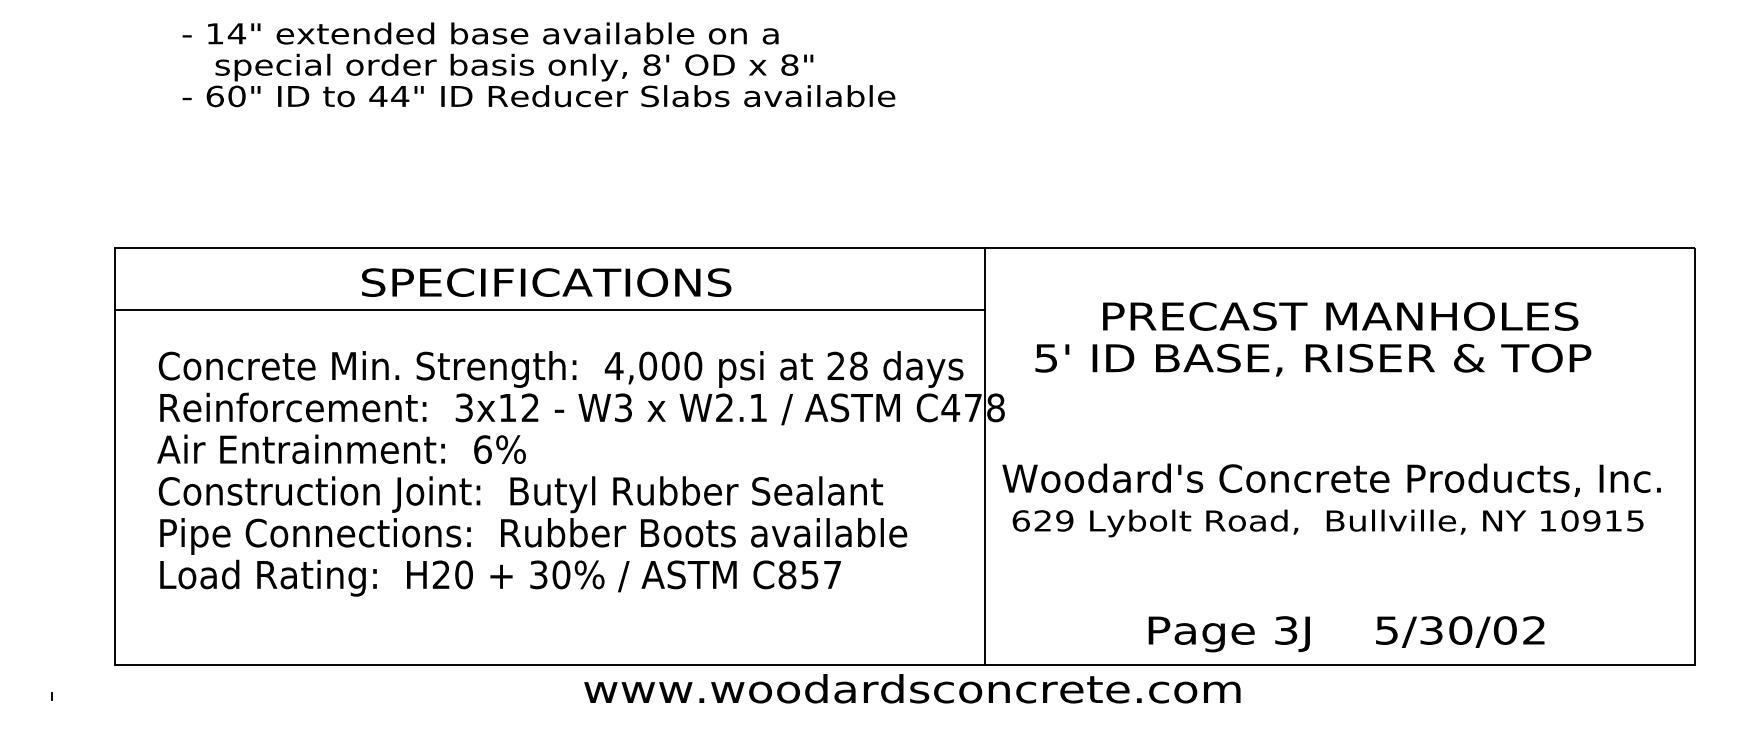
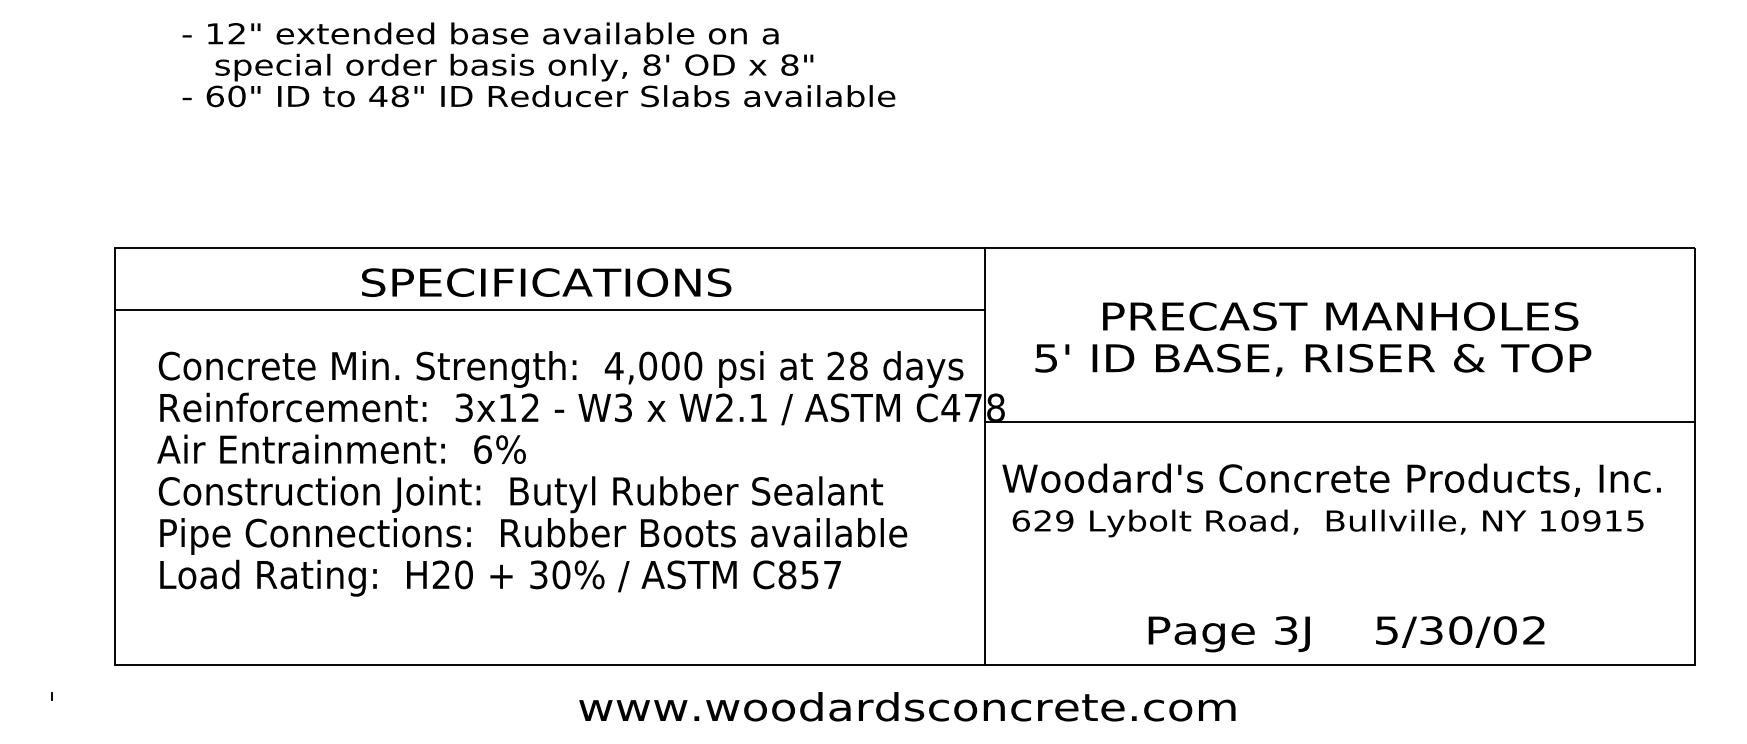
text: 14" -> 12" (236, 33)
text: 44" -> 48" (400, 96)
line: none -> present (1339, 421)
text position: (912, 688) -> (907, 706) (907, 706)
